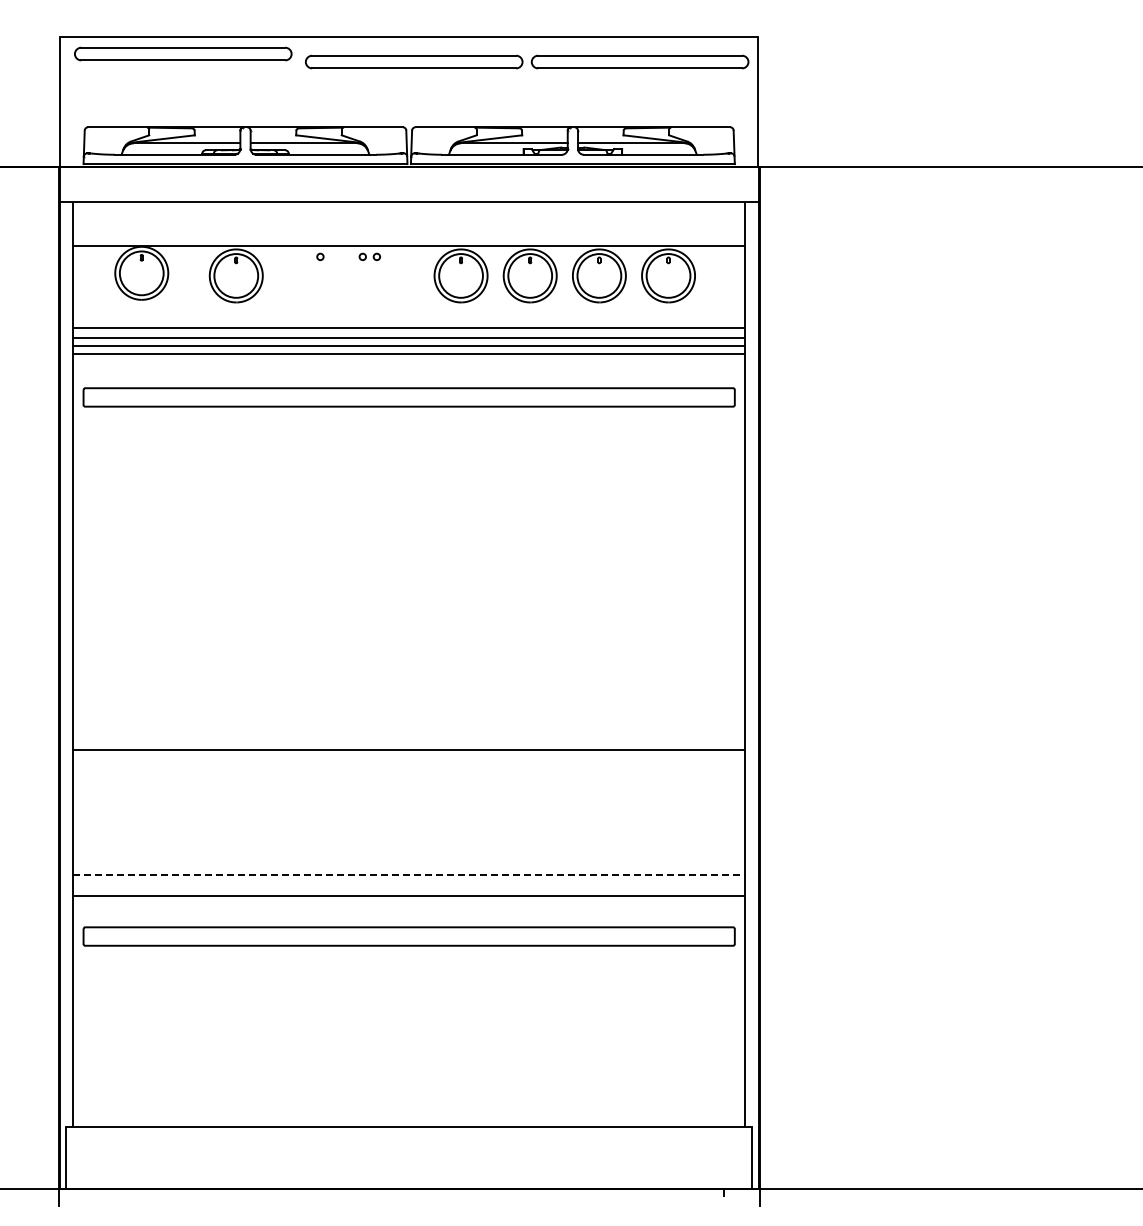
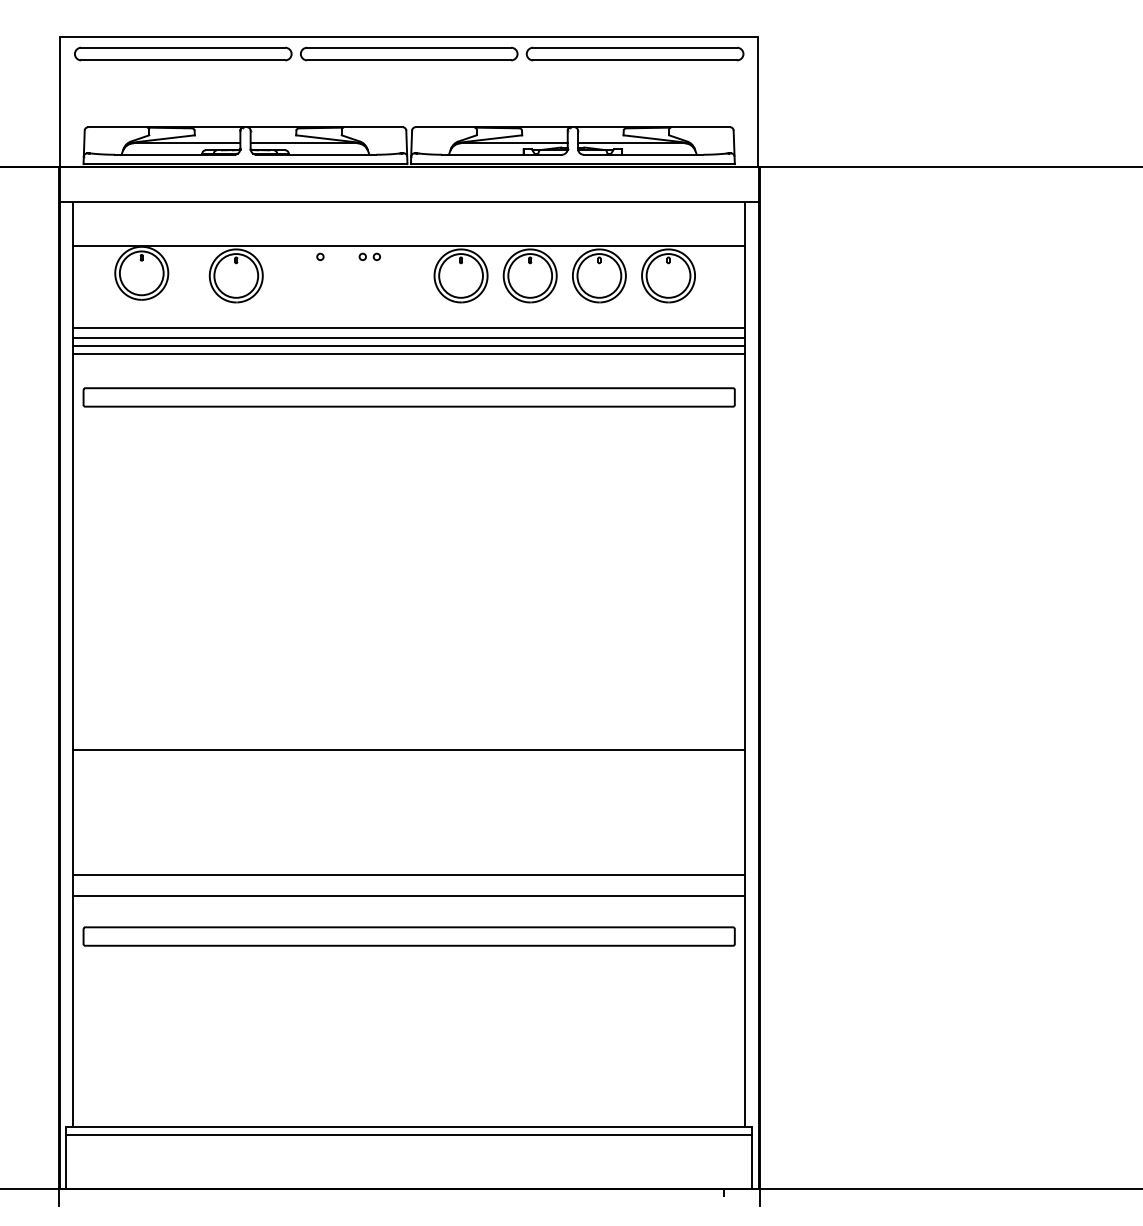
part position: (527, 61) -> (522, 53) (522, 53)
line: dashed -> solid (409, 875)
line: none -> present (409, 1135)
